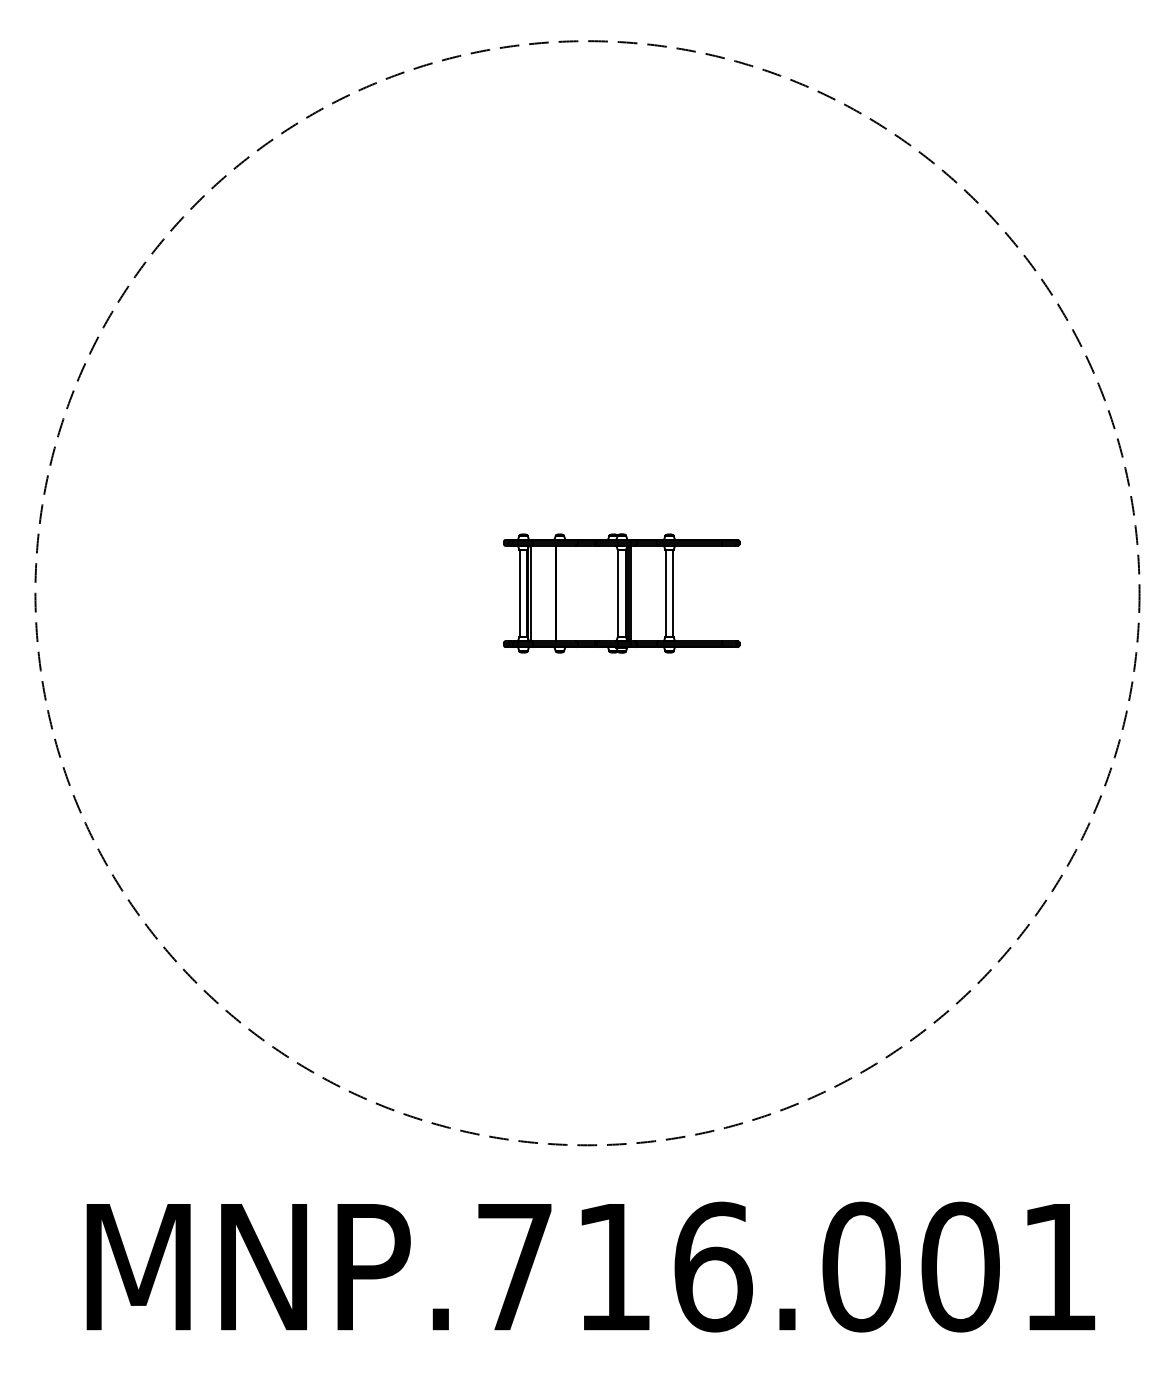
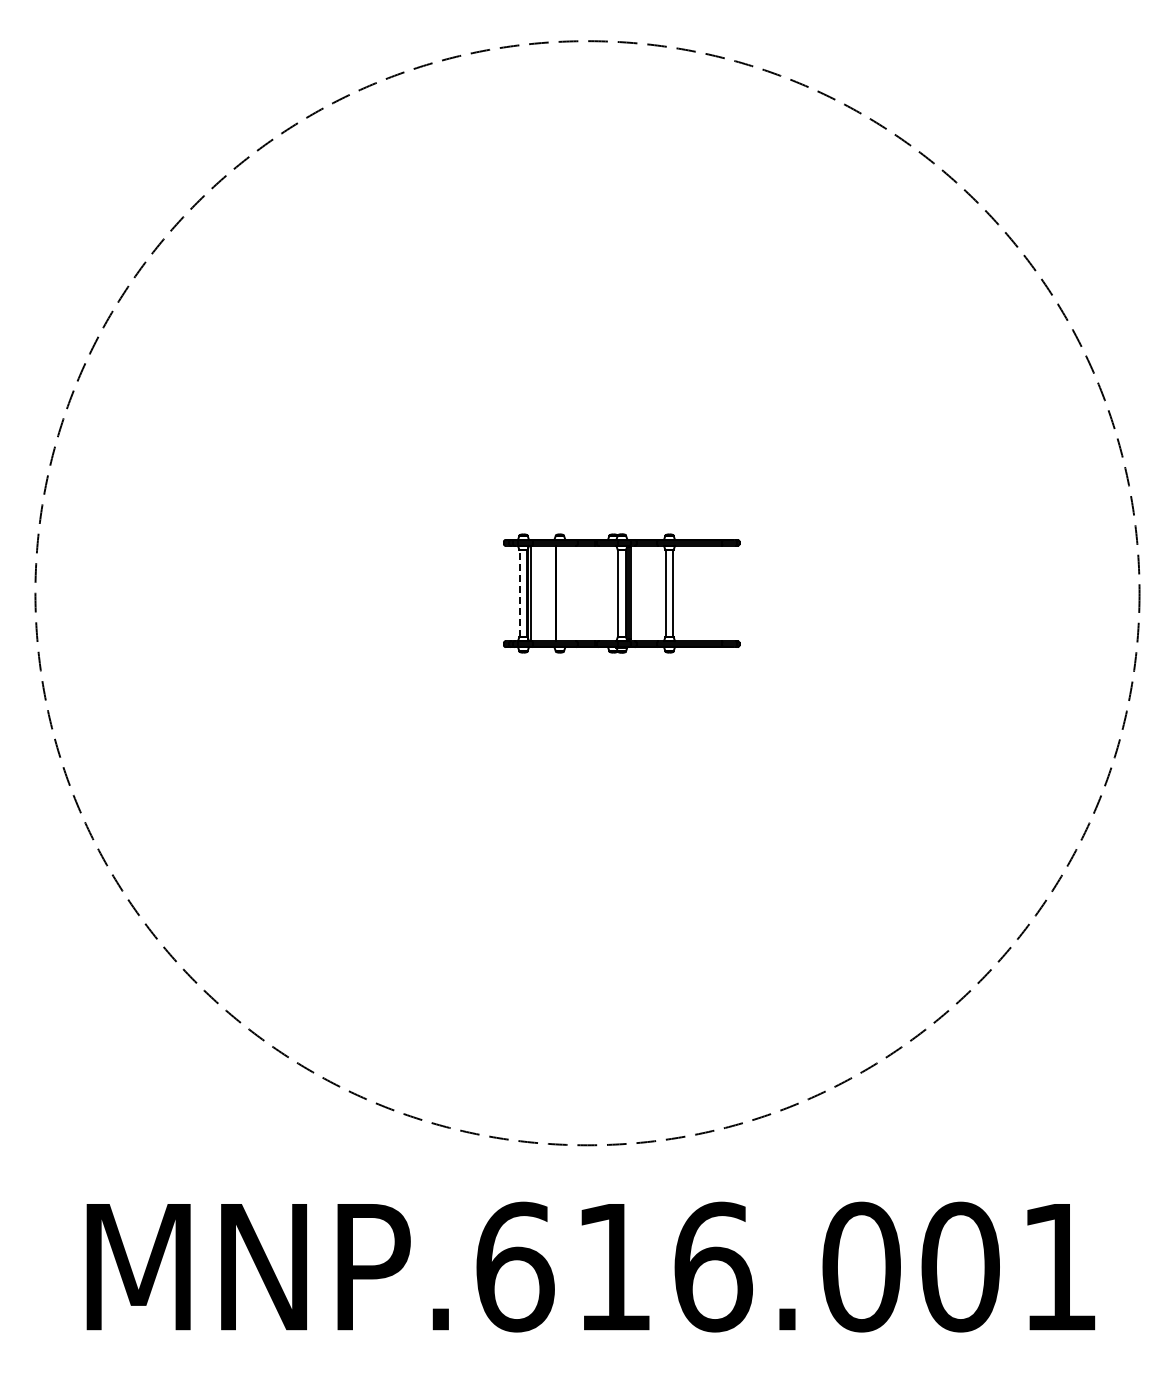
line: solid -> dashed (519, 593)
text: MNP.716.001 -> MNP.616.001 (515, 1266)
